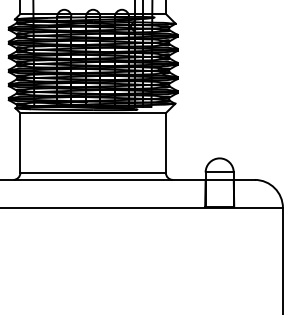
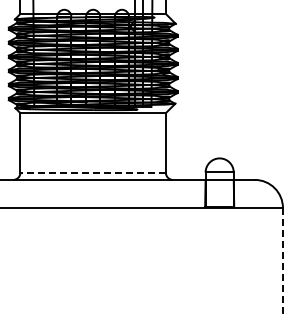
line: solid -> dashed (93, 172)
line: solid -> dashed (282, 261)
